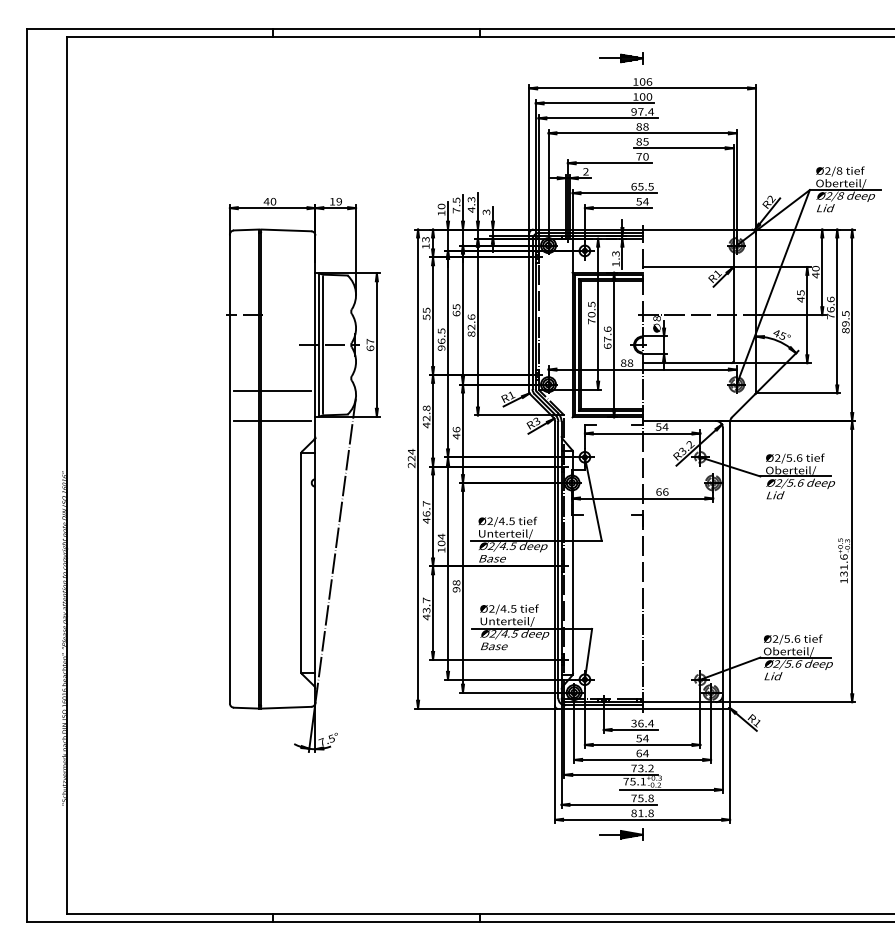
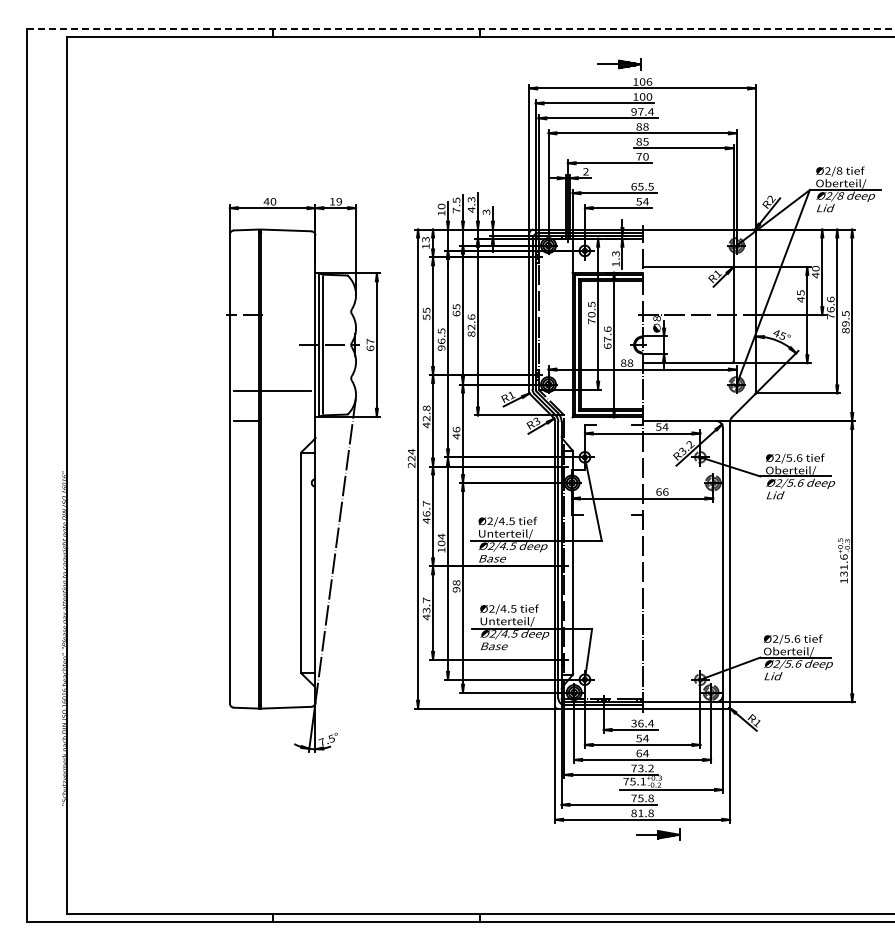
line: solid -> dashed (460, 28)
part position: (621, 58) -> (619, 64) (619, 64)
line: present -> none (286, 421)
part position: (621, 834) -> (658, 834) (658, 834)
